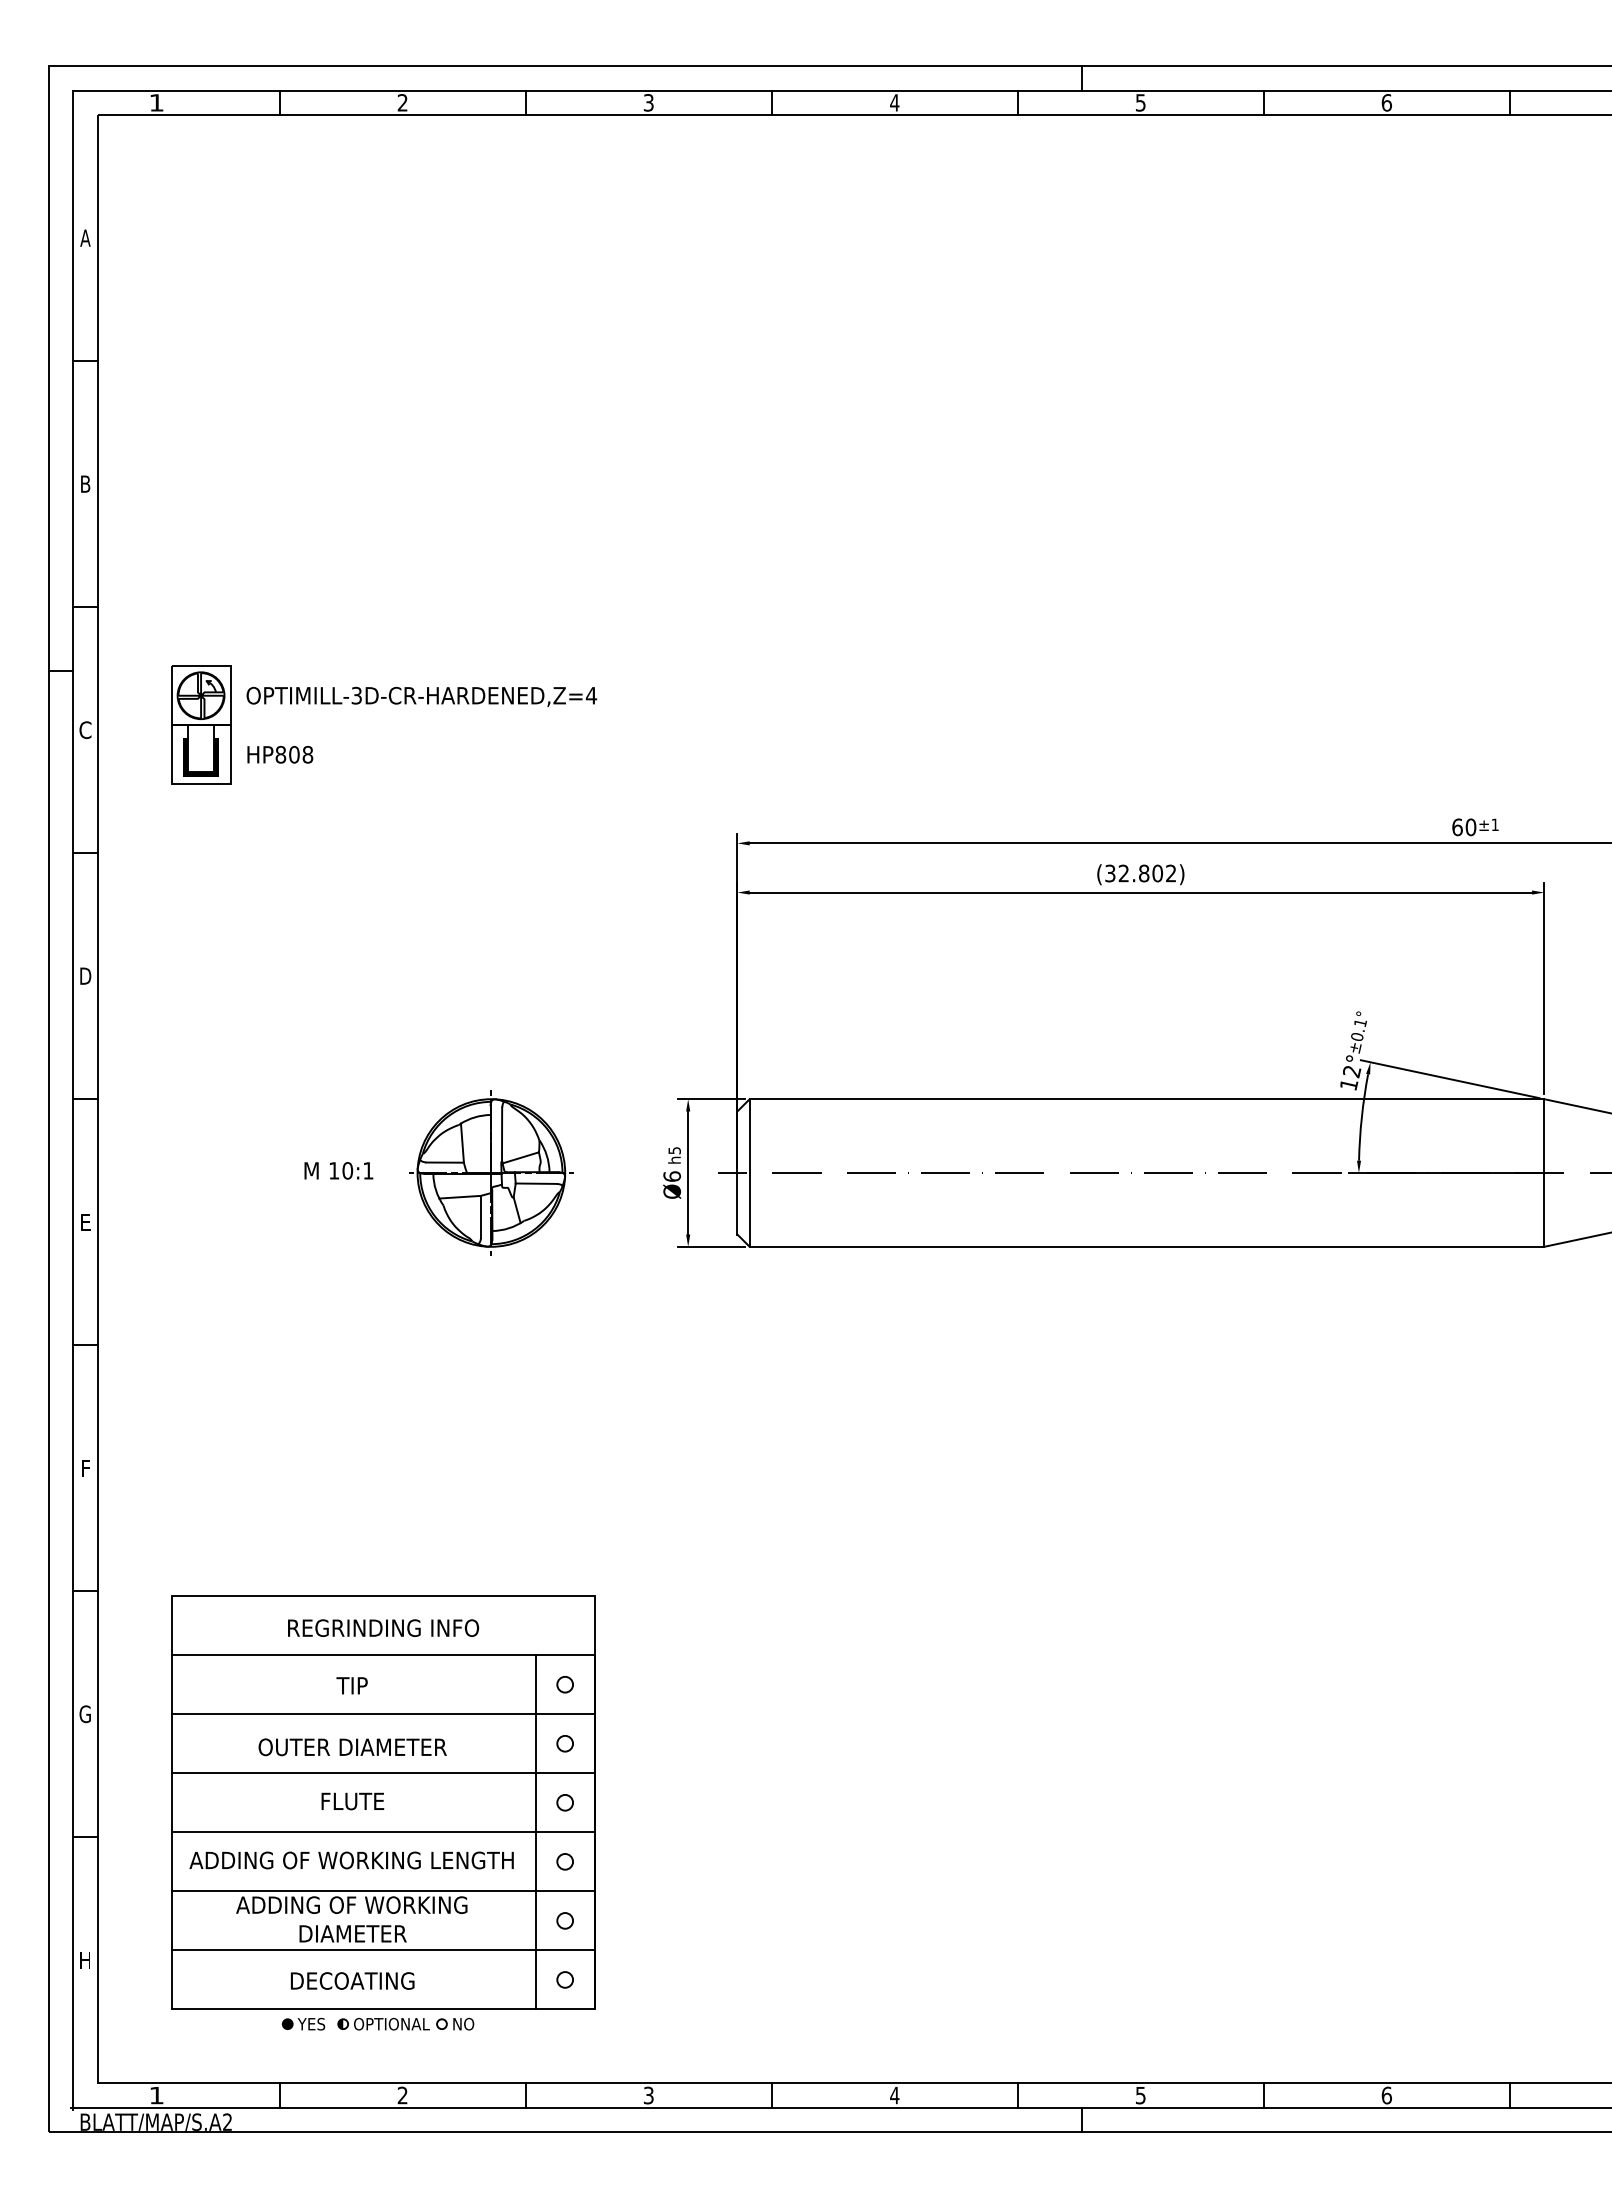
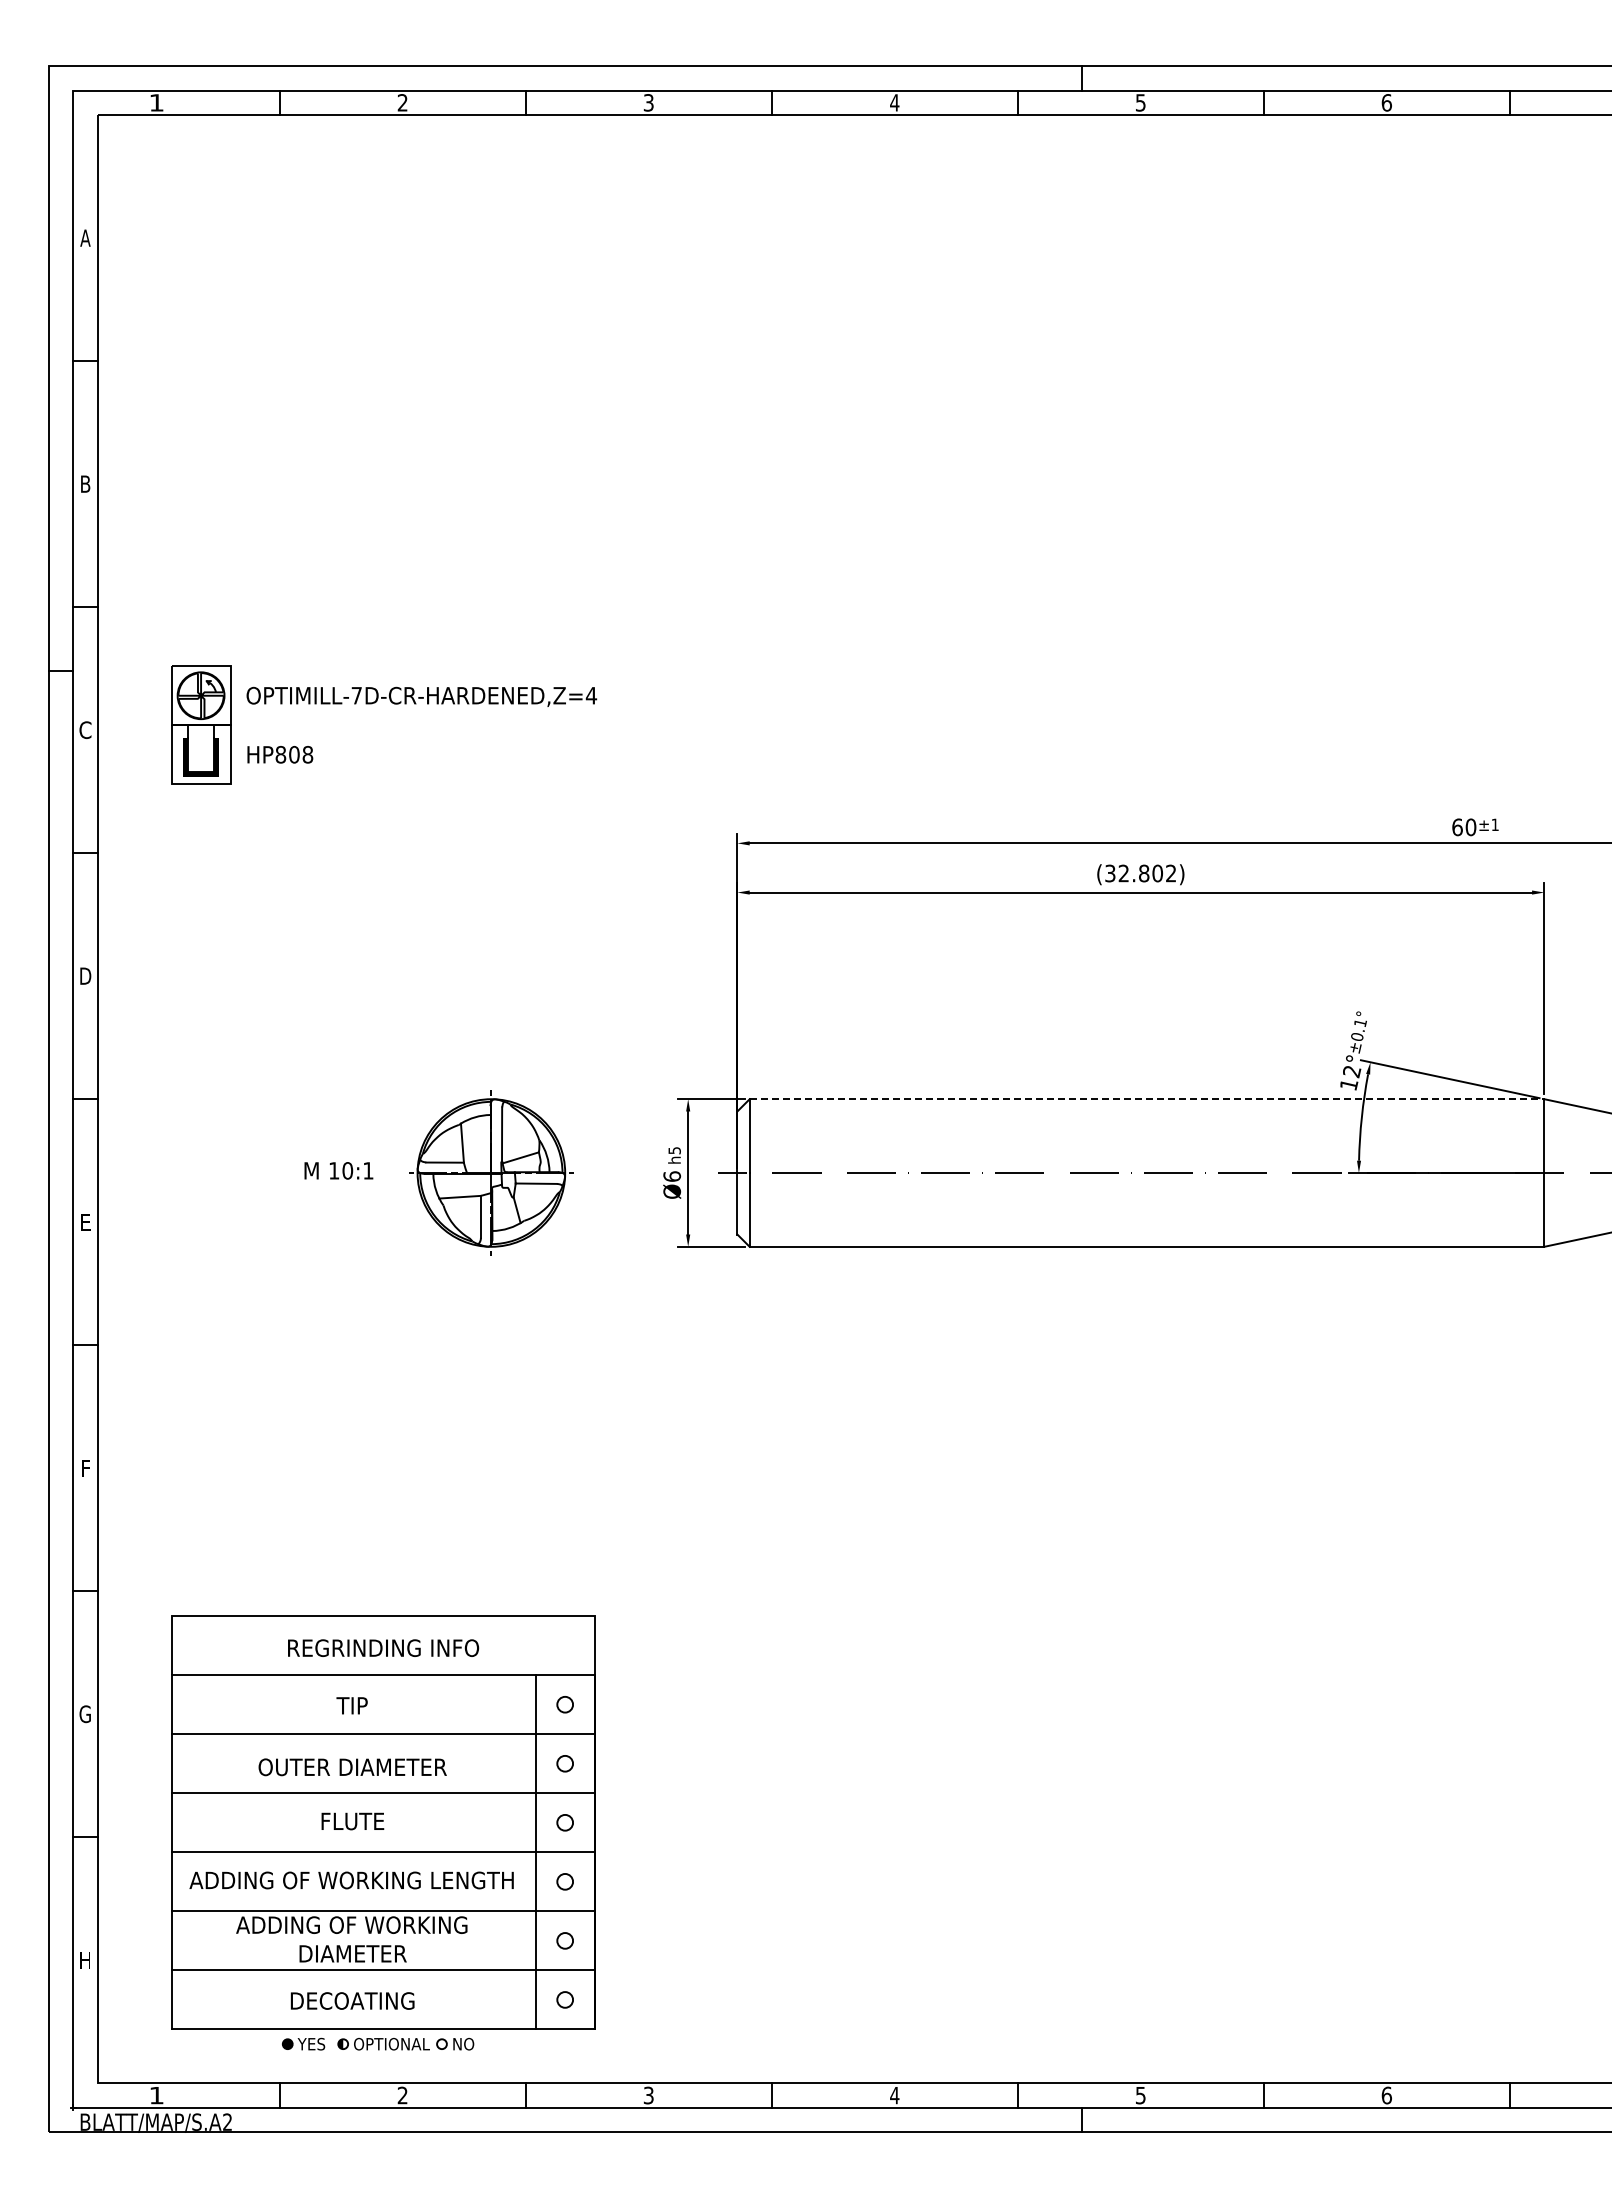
text: OPTIMILL-3D-CR-HARDENED,Z=4 -> OPTIMILL-7D-CR-HARDENED,Z=4 (356, 695)
line: solid -> dashed (1147, 1099)
part position: (383, 1812) -> (383, 1832) (383, 1832)
